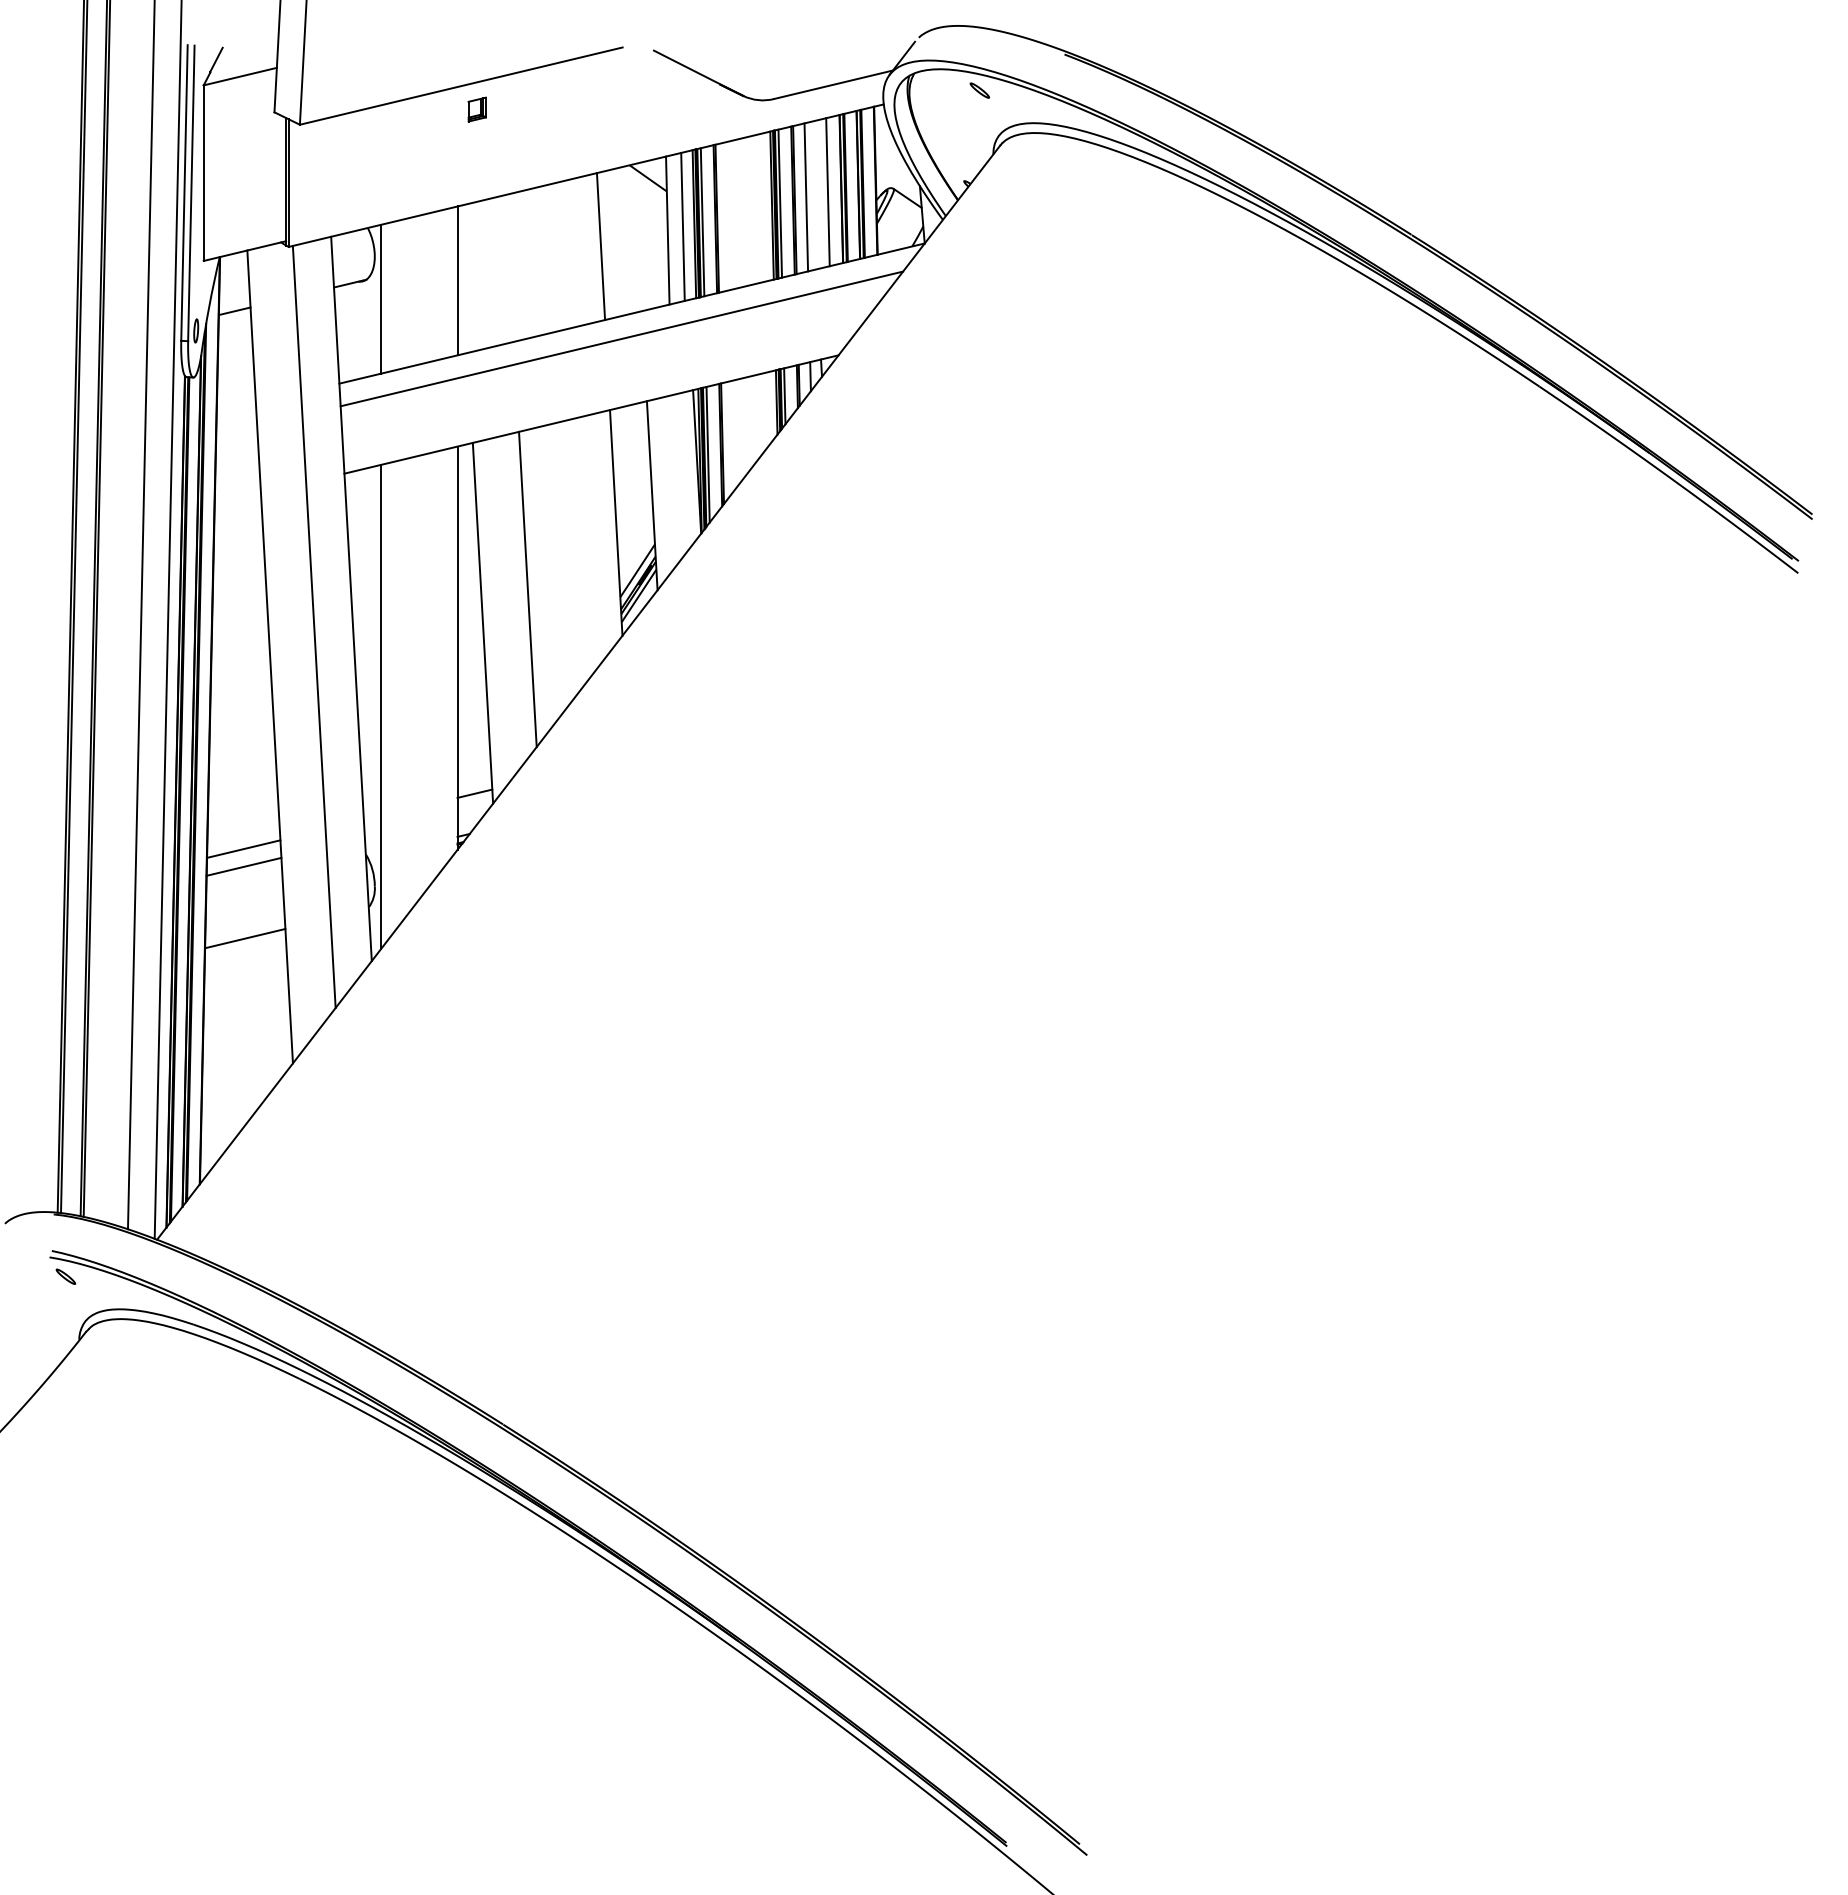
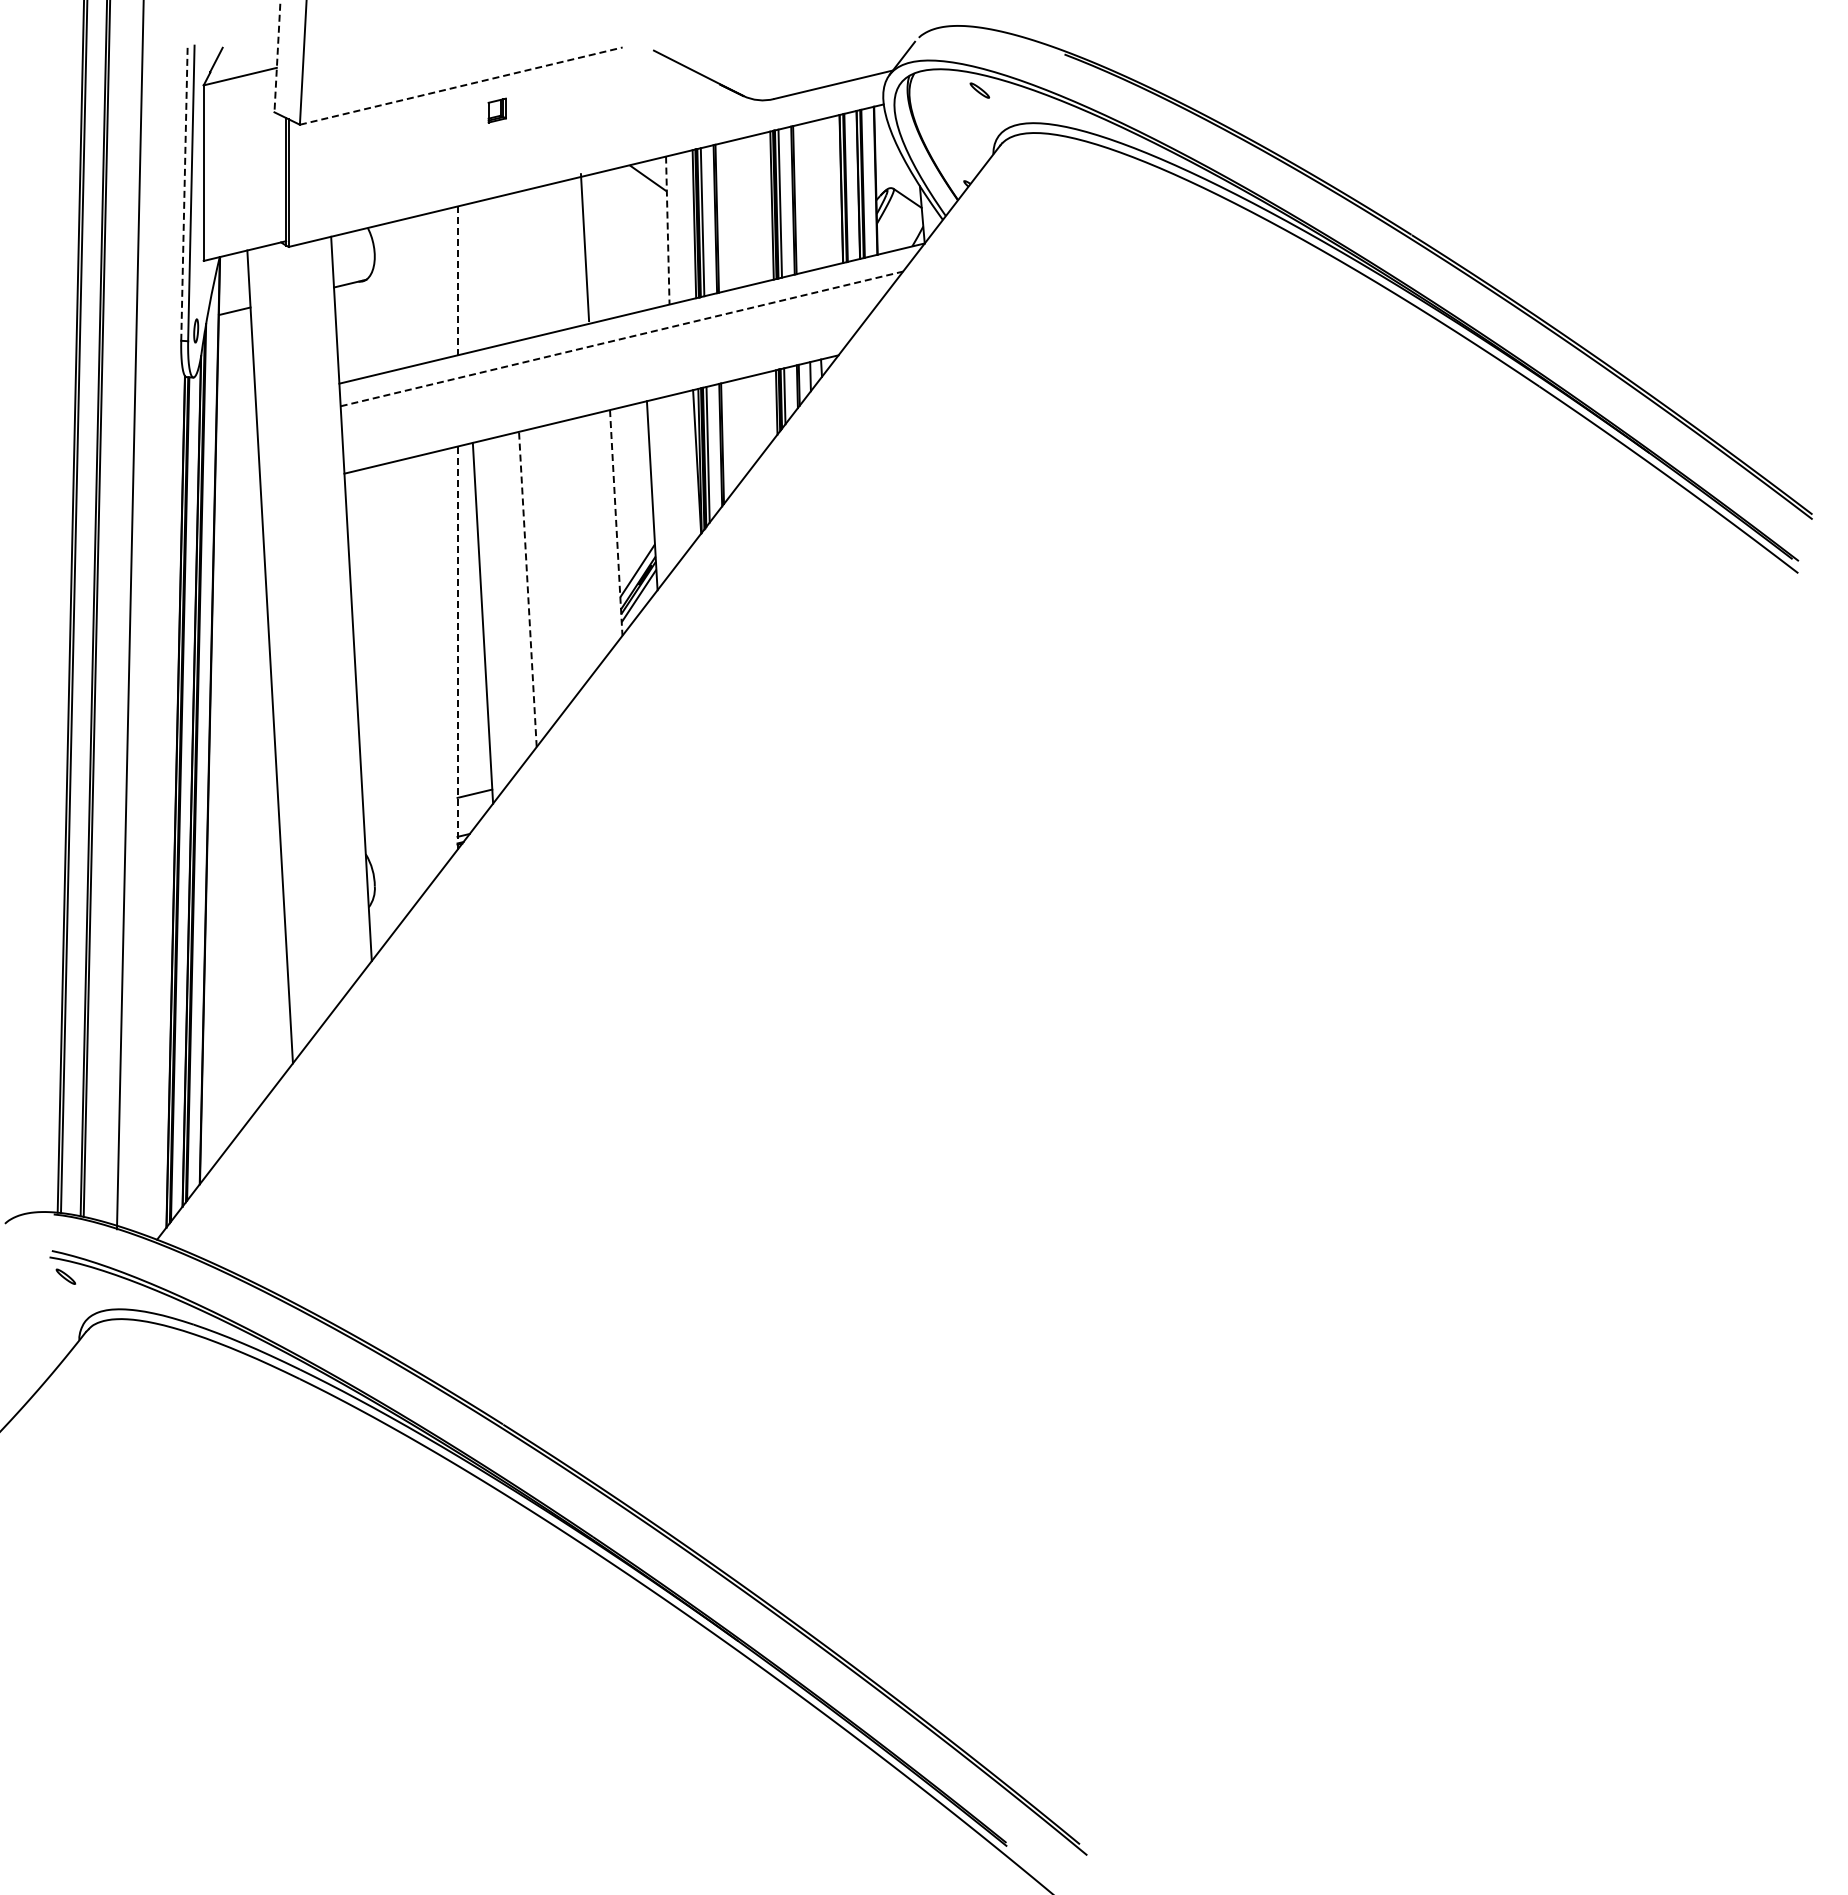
line: solid -> dashed (277, 56)
line: solid -> dashed (461, 86)
part position: (476, 109) -> (496, 110) (496, 110)
line: present -> none (827, 192)
line: solid -> dashed (184, 193)
line: present -> none (806, 197)
line: present -> none (682, 226)
line: solid -> dashed (667, 231)
line position: (600, 246) -> (584, 247) (584, 247)
line: solid -> dashed (457, 281)
line: present -> none (381, 298)
line: solid -> dashed (622, 338)
line: solid -> dashed (616, 523)
line: solid -> dashed (527, 589)
line position: (140, 615) -> (129, 615) (129, 615)
line: present -> none (167, 620)
line: present -> none (313, 626)
line: solid -> dashed (457, 648)
line: present -> none (381, 706)
line: present -> none (243, 848)
line: present -> none (243, 866)
line: present -> none (245, 938)
